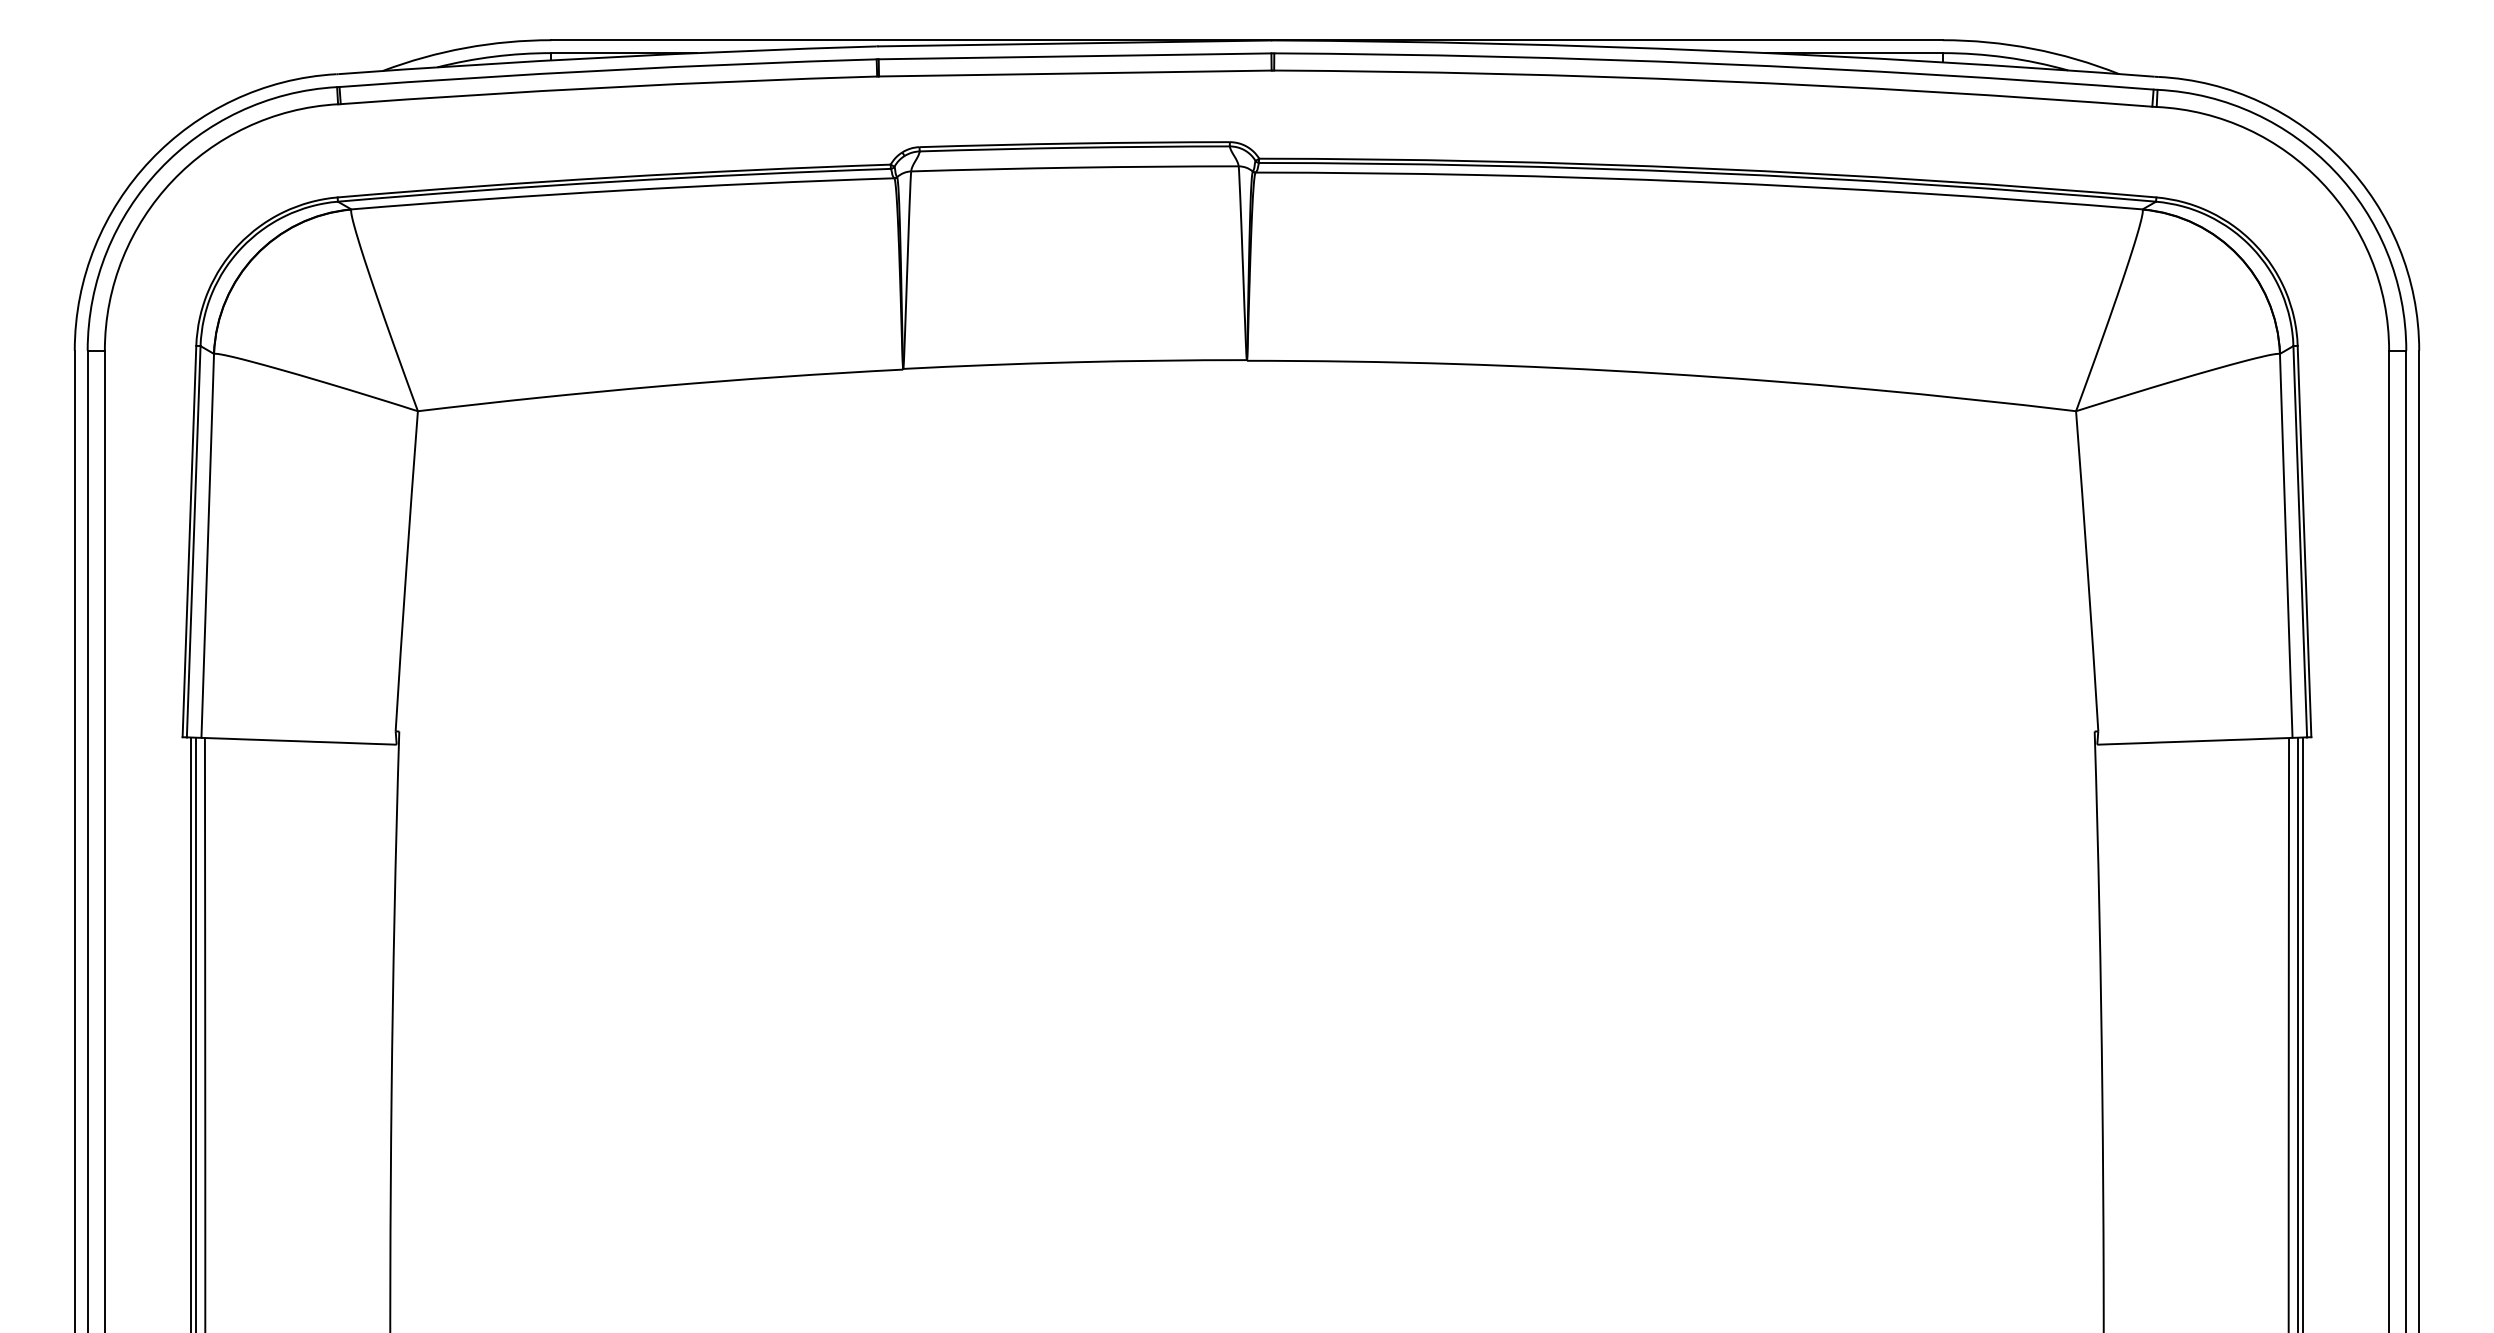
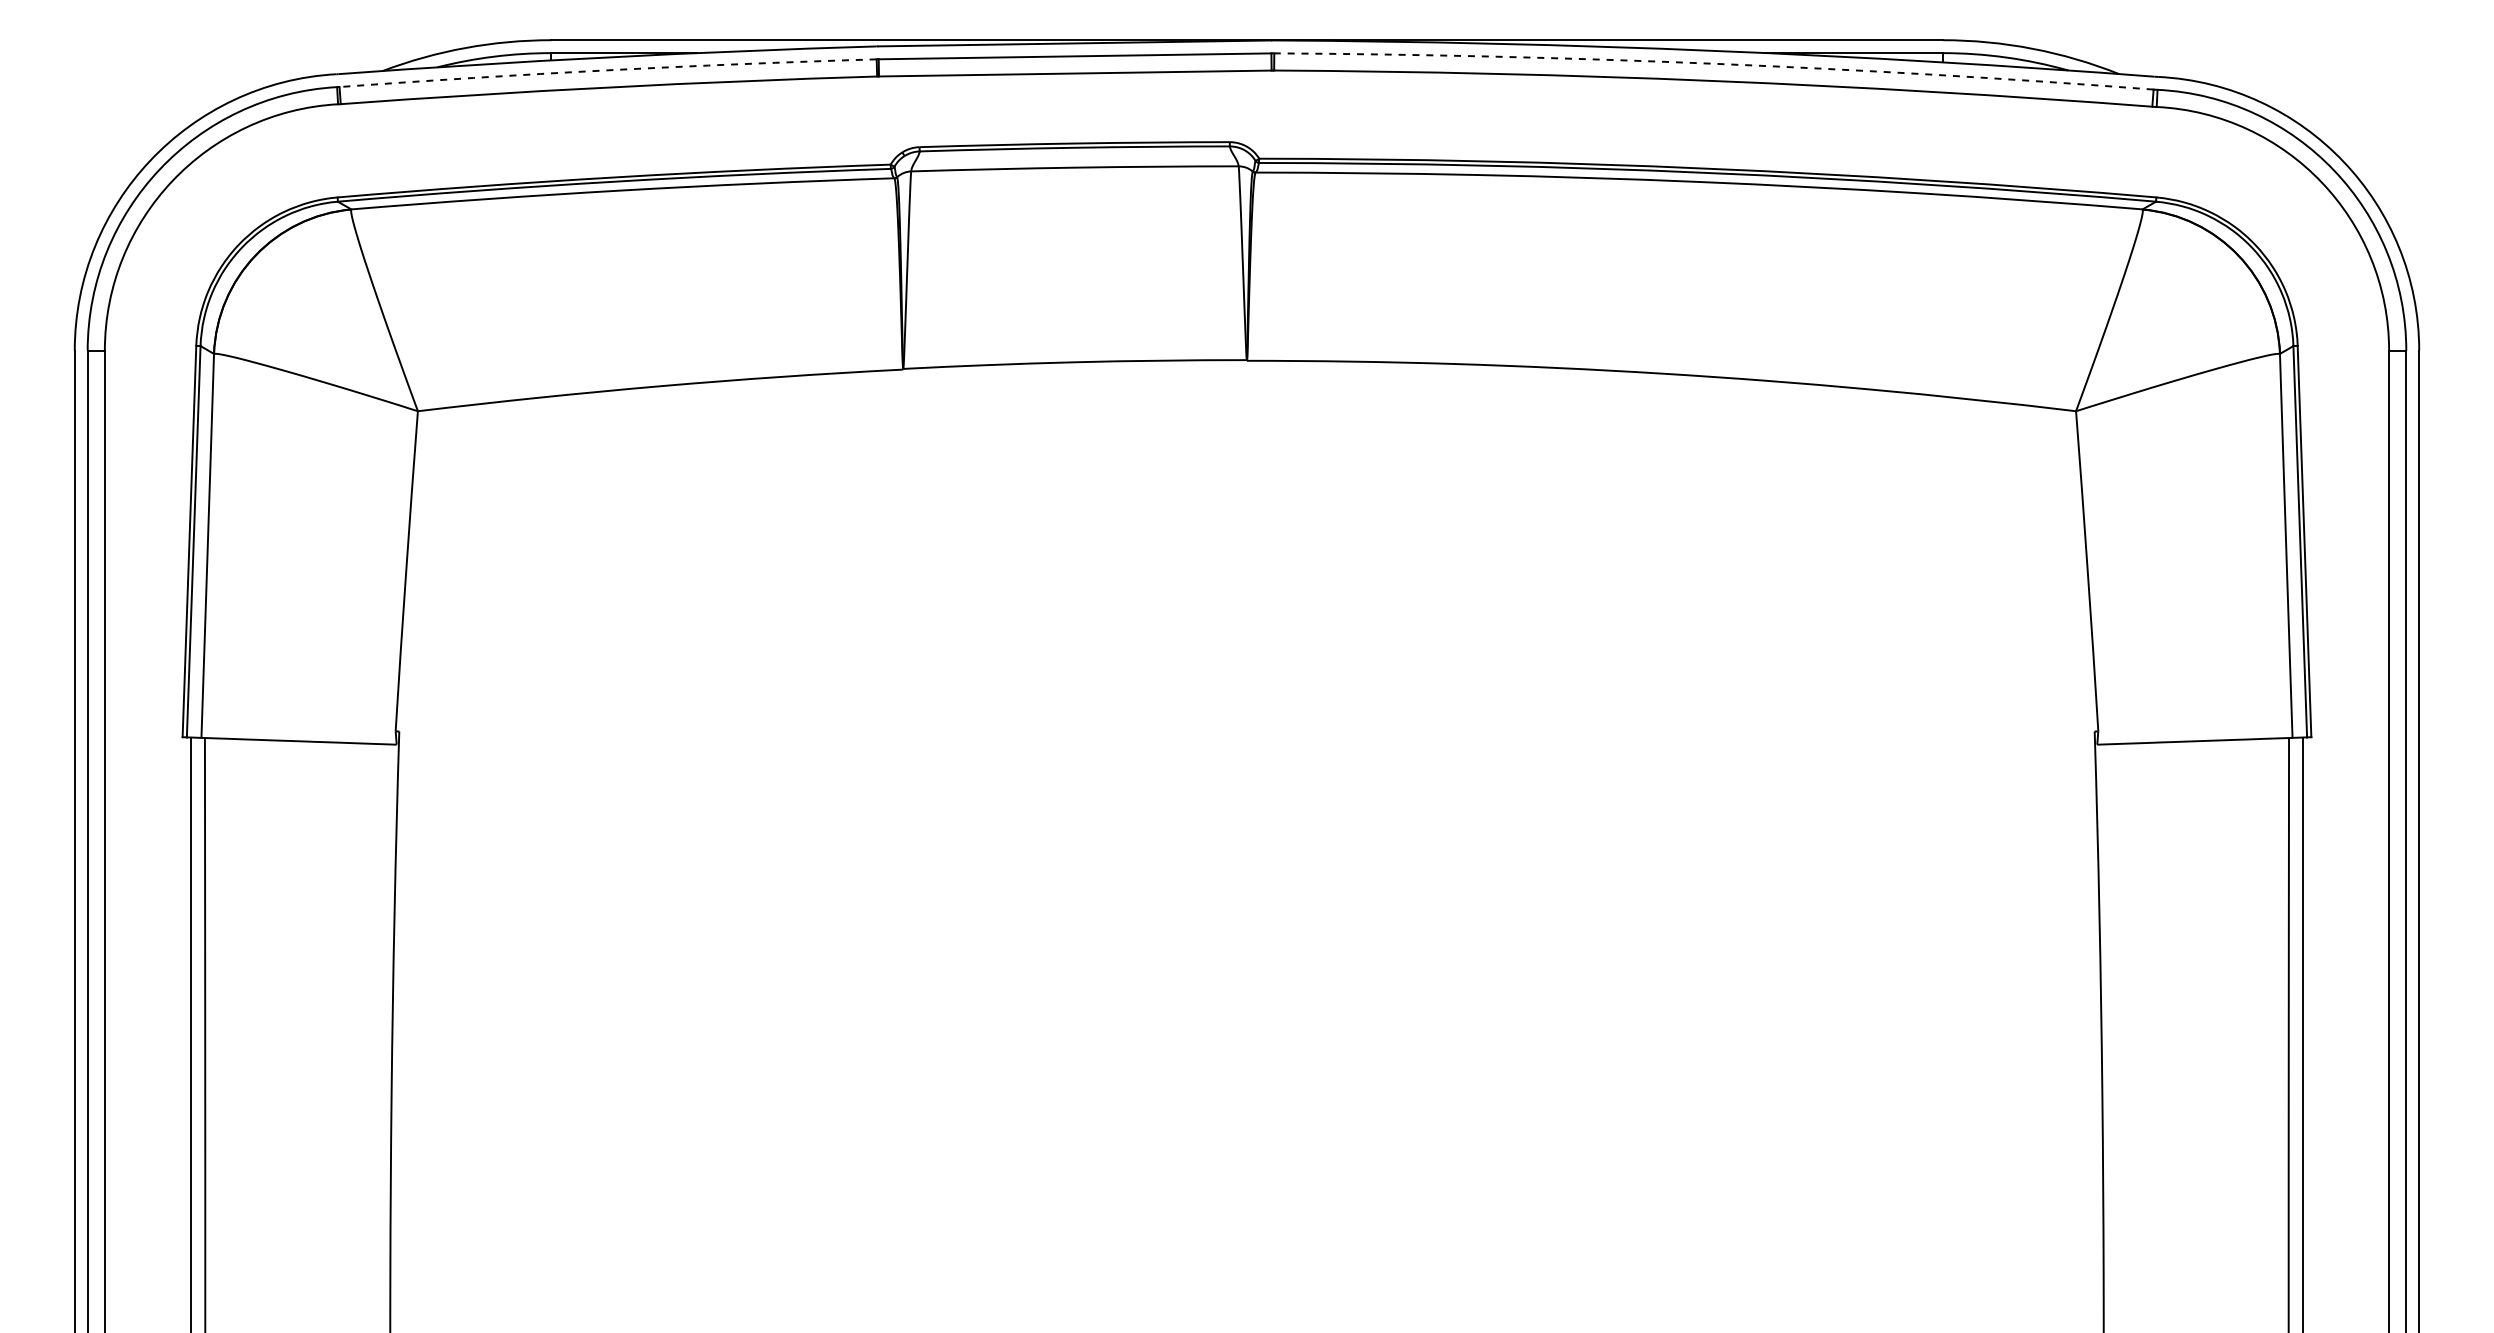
arc: solid -> dashed (1714, 63)
arc: solid -> dashed (607, 70)
line: present -> none (195, 1033)
line: present -> none (2298, 1033)
